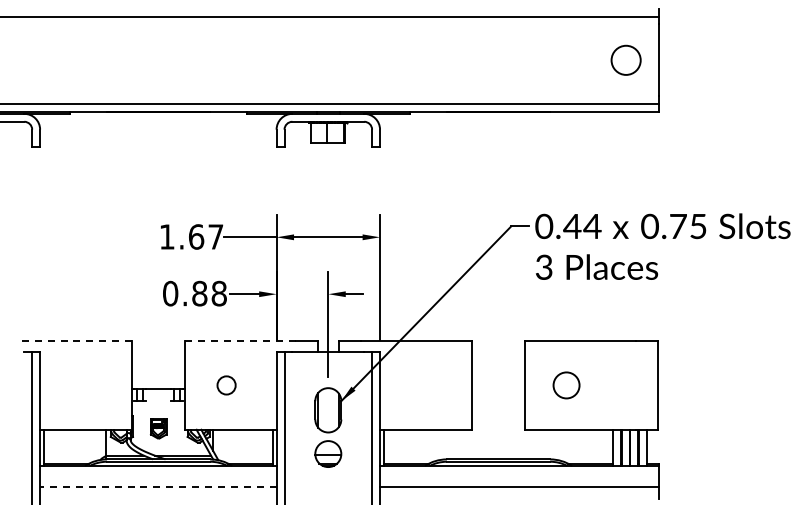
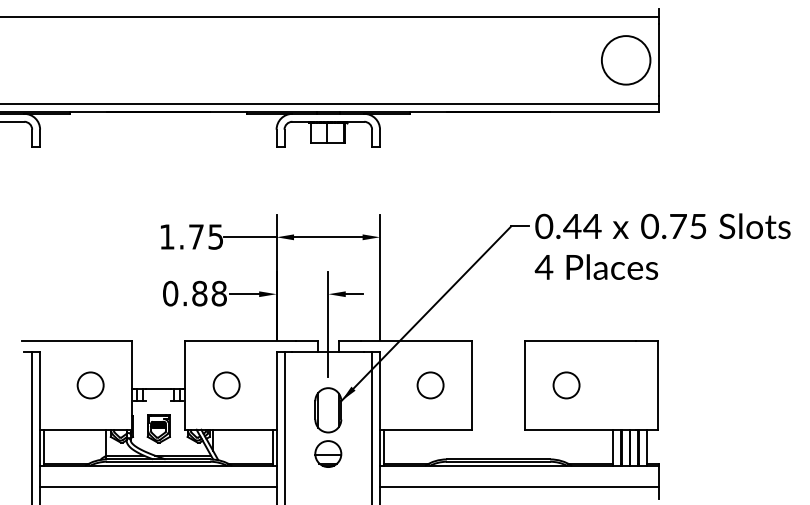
circle diameter: 29 px -> 49 px (625, 60)
text: 1.67 -> 1.75 (206, 236)
text: 3 -> 4 (543, 266)
line: dashed -> solid (76, 341)
line: dashed -> solid (241, 341)
circle: none -> present (90, 385)
circle size: 21x21 px -> 29x29 px (226, 385)
circle: none -> present (430, 385)
part size: 19x22 px -> 25x30 px (158, 428)
line: dashed -> solid (157, 486)
